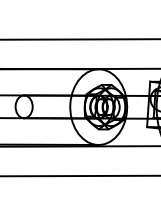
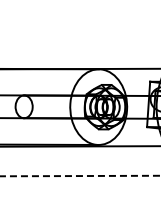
line: present -> none (79, 39)
line: solid -> dashed (80, 176)
